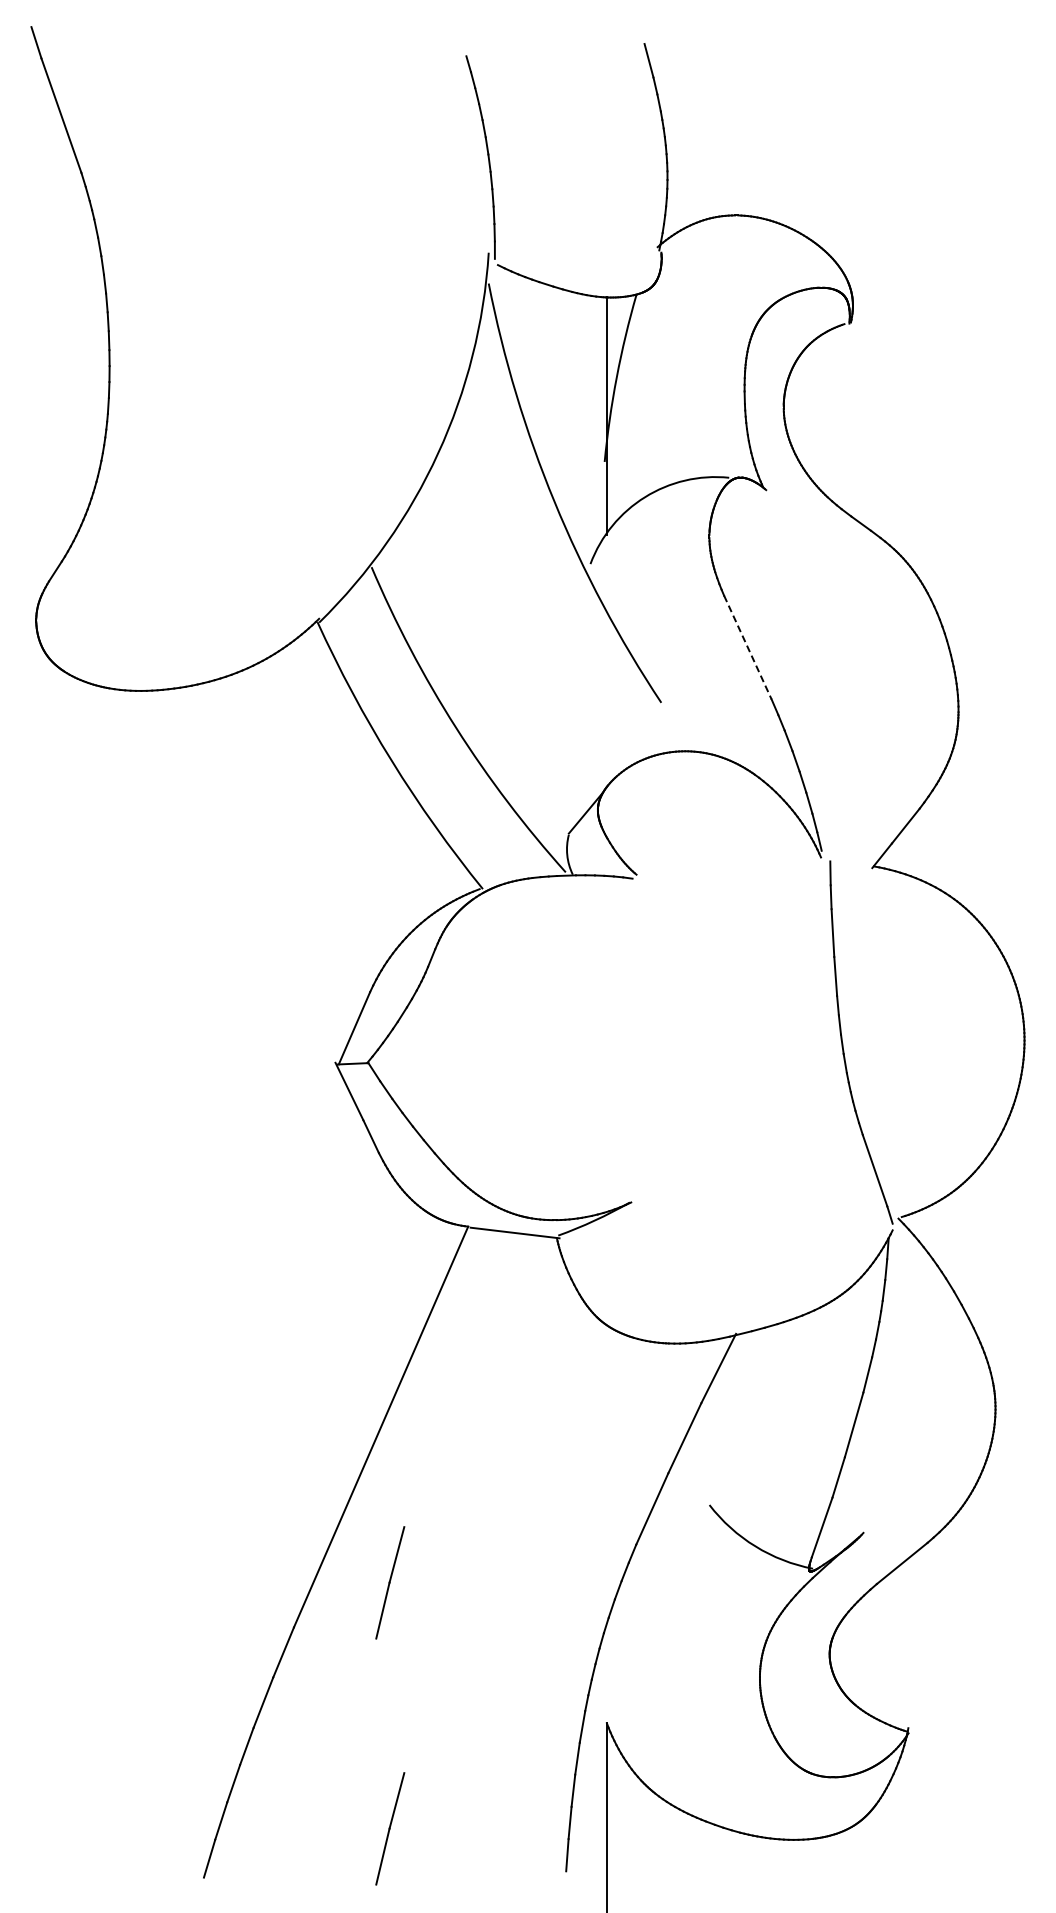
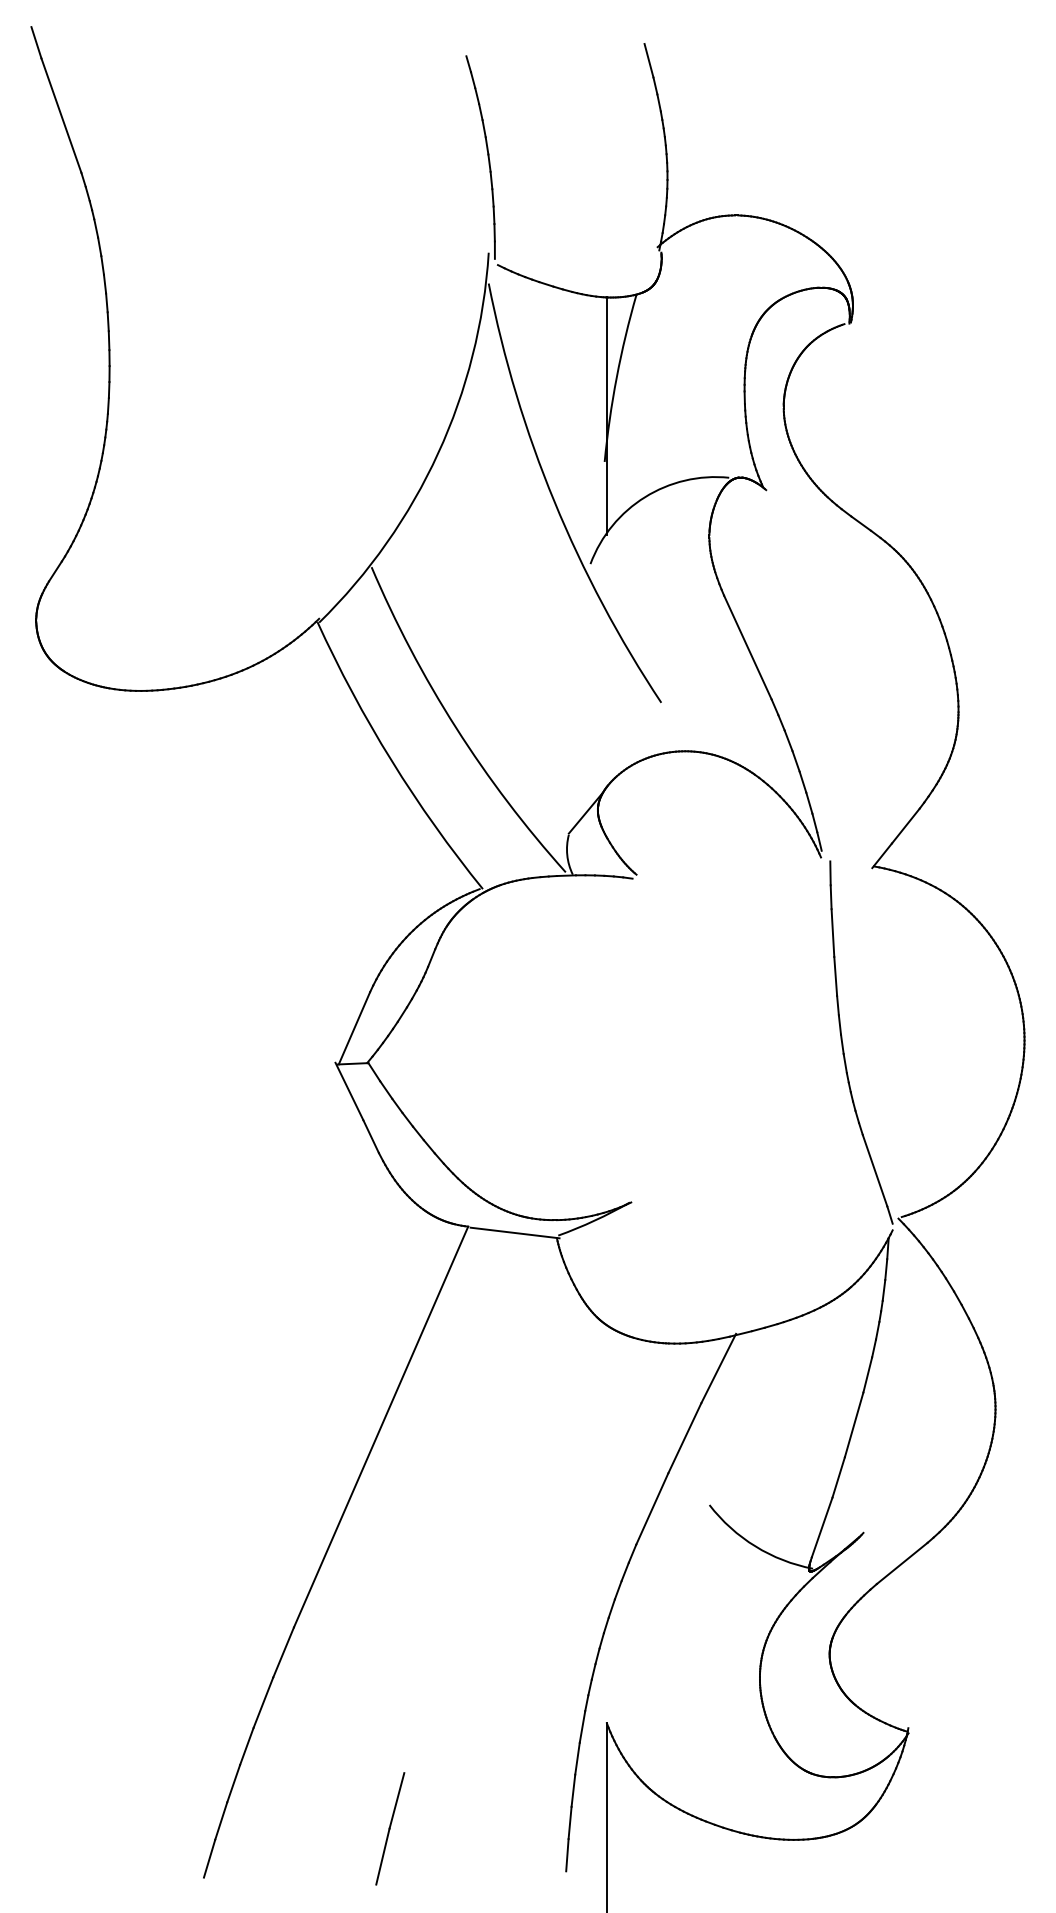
line: dashed -> solid (748, 648)
line: present -> none (390, 1582)
